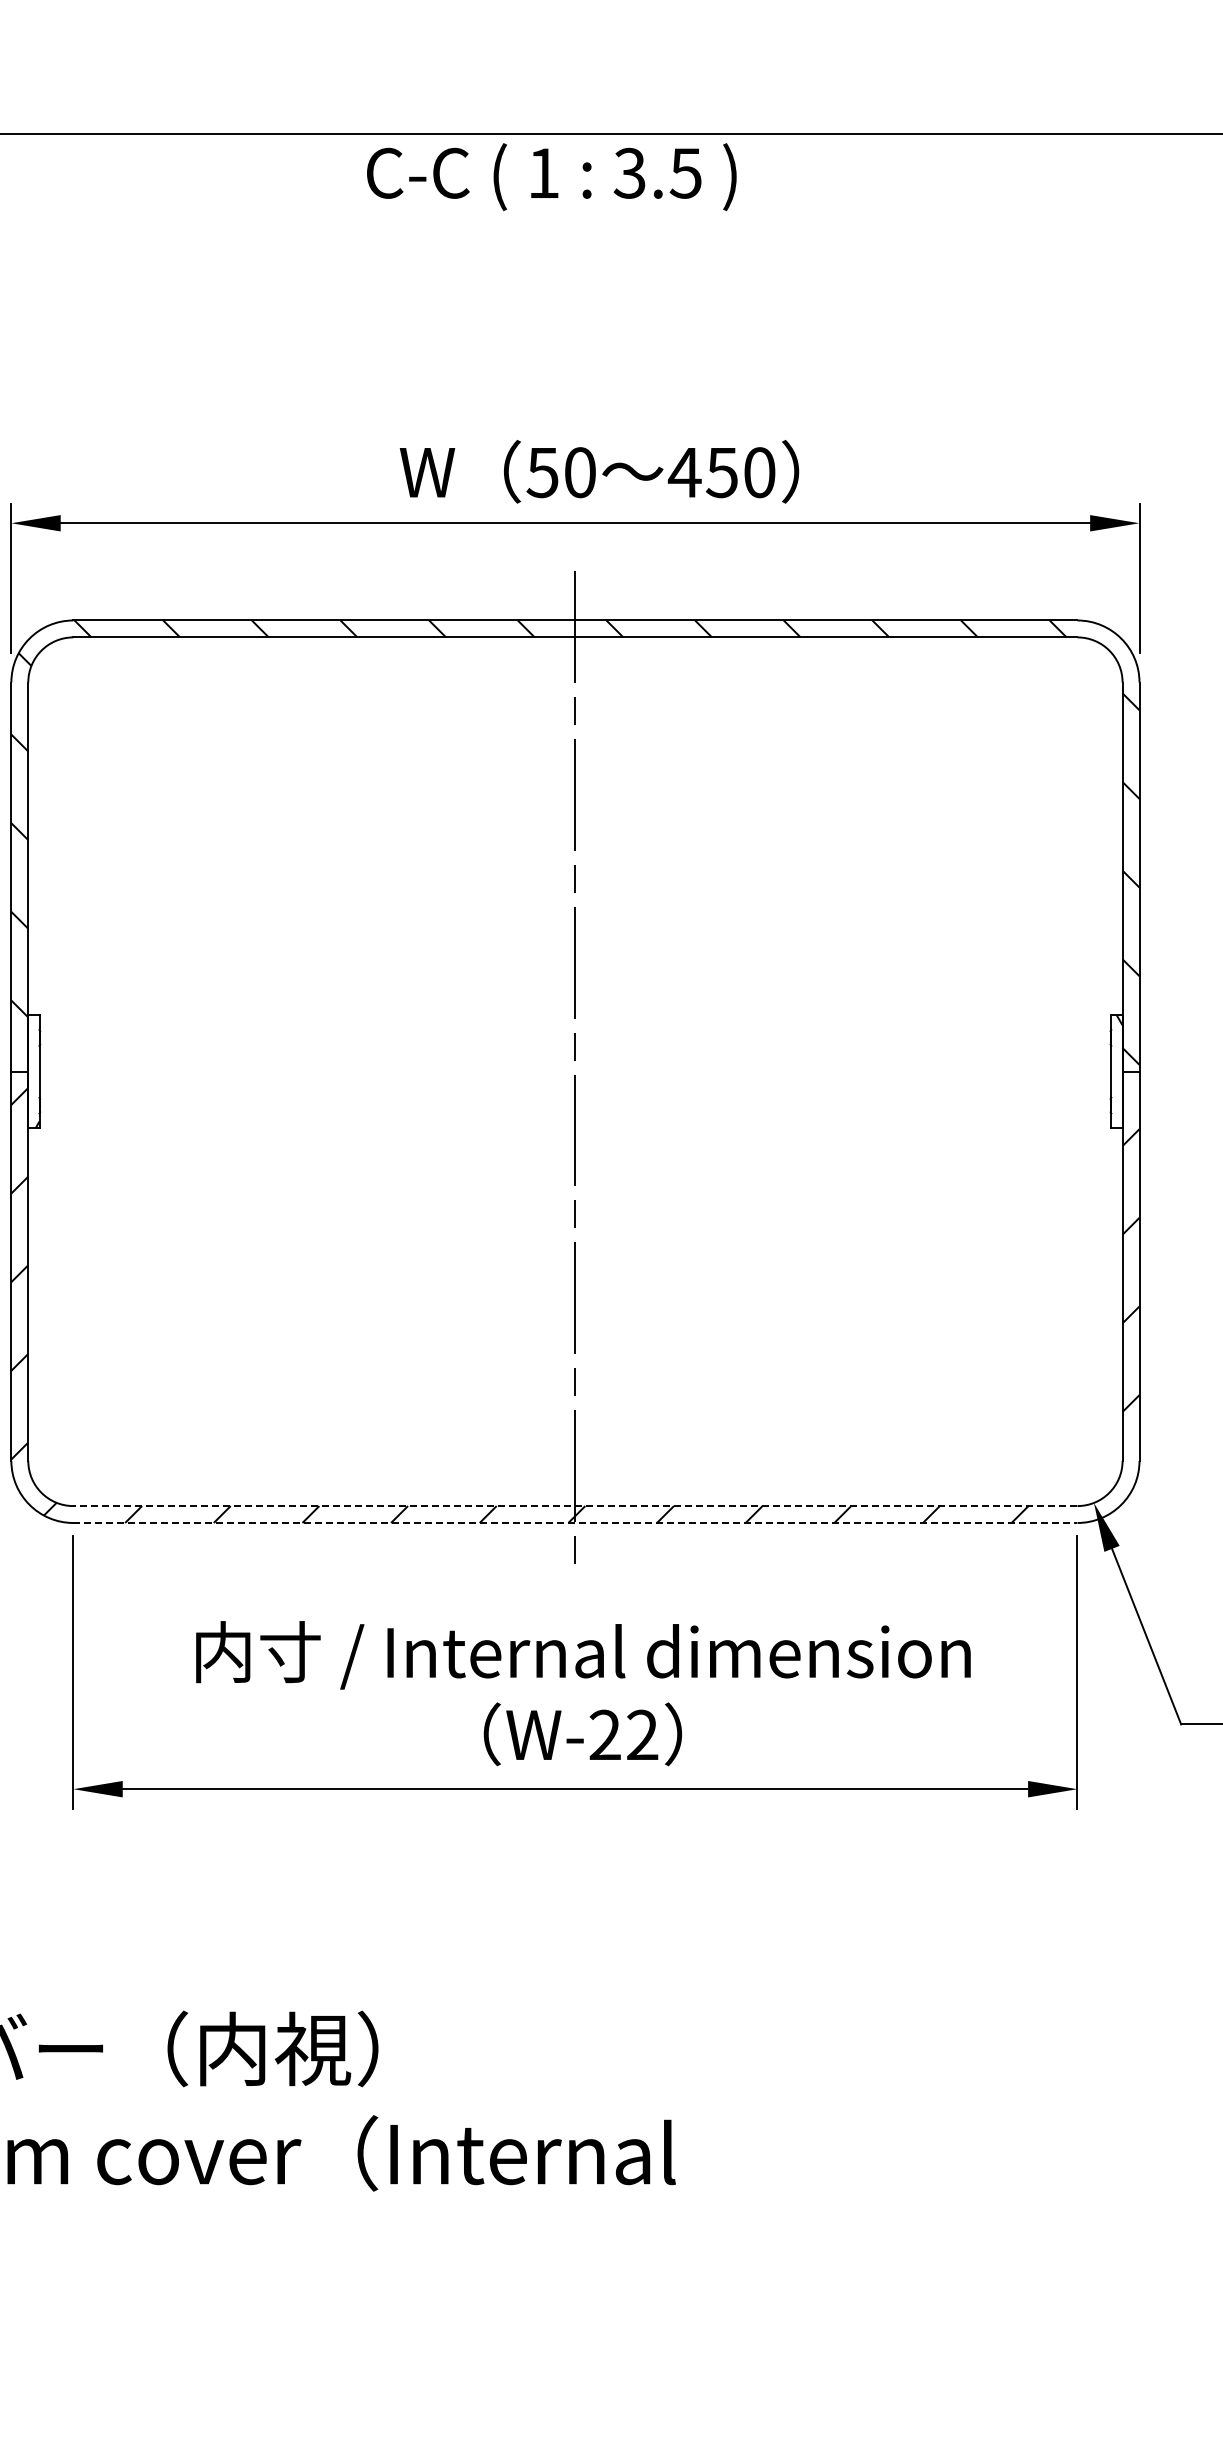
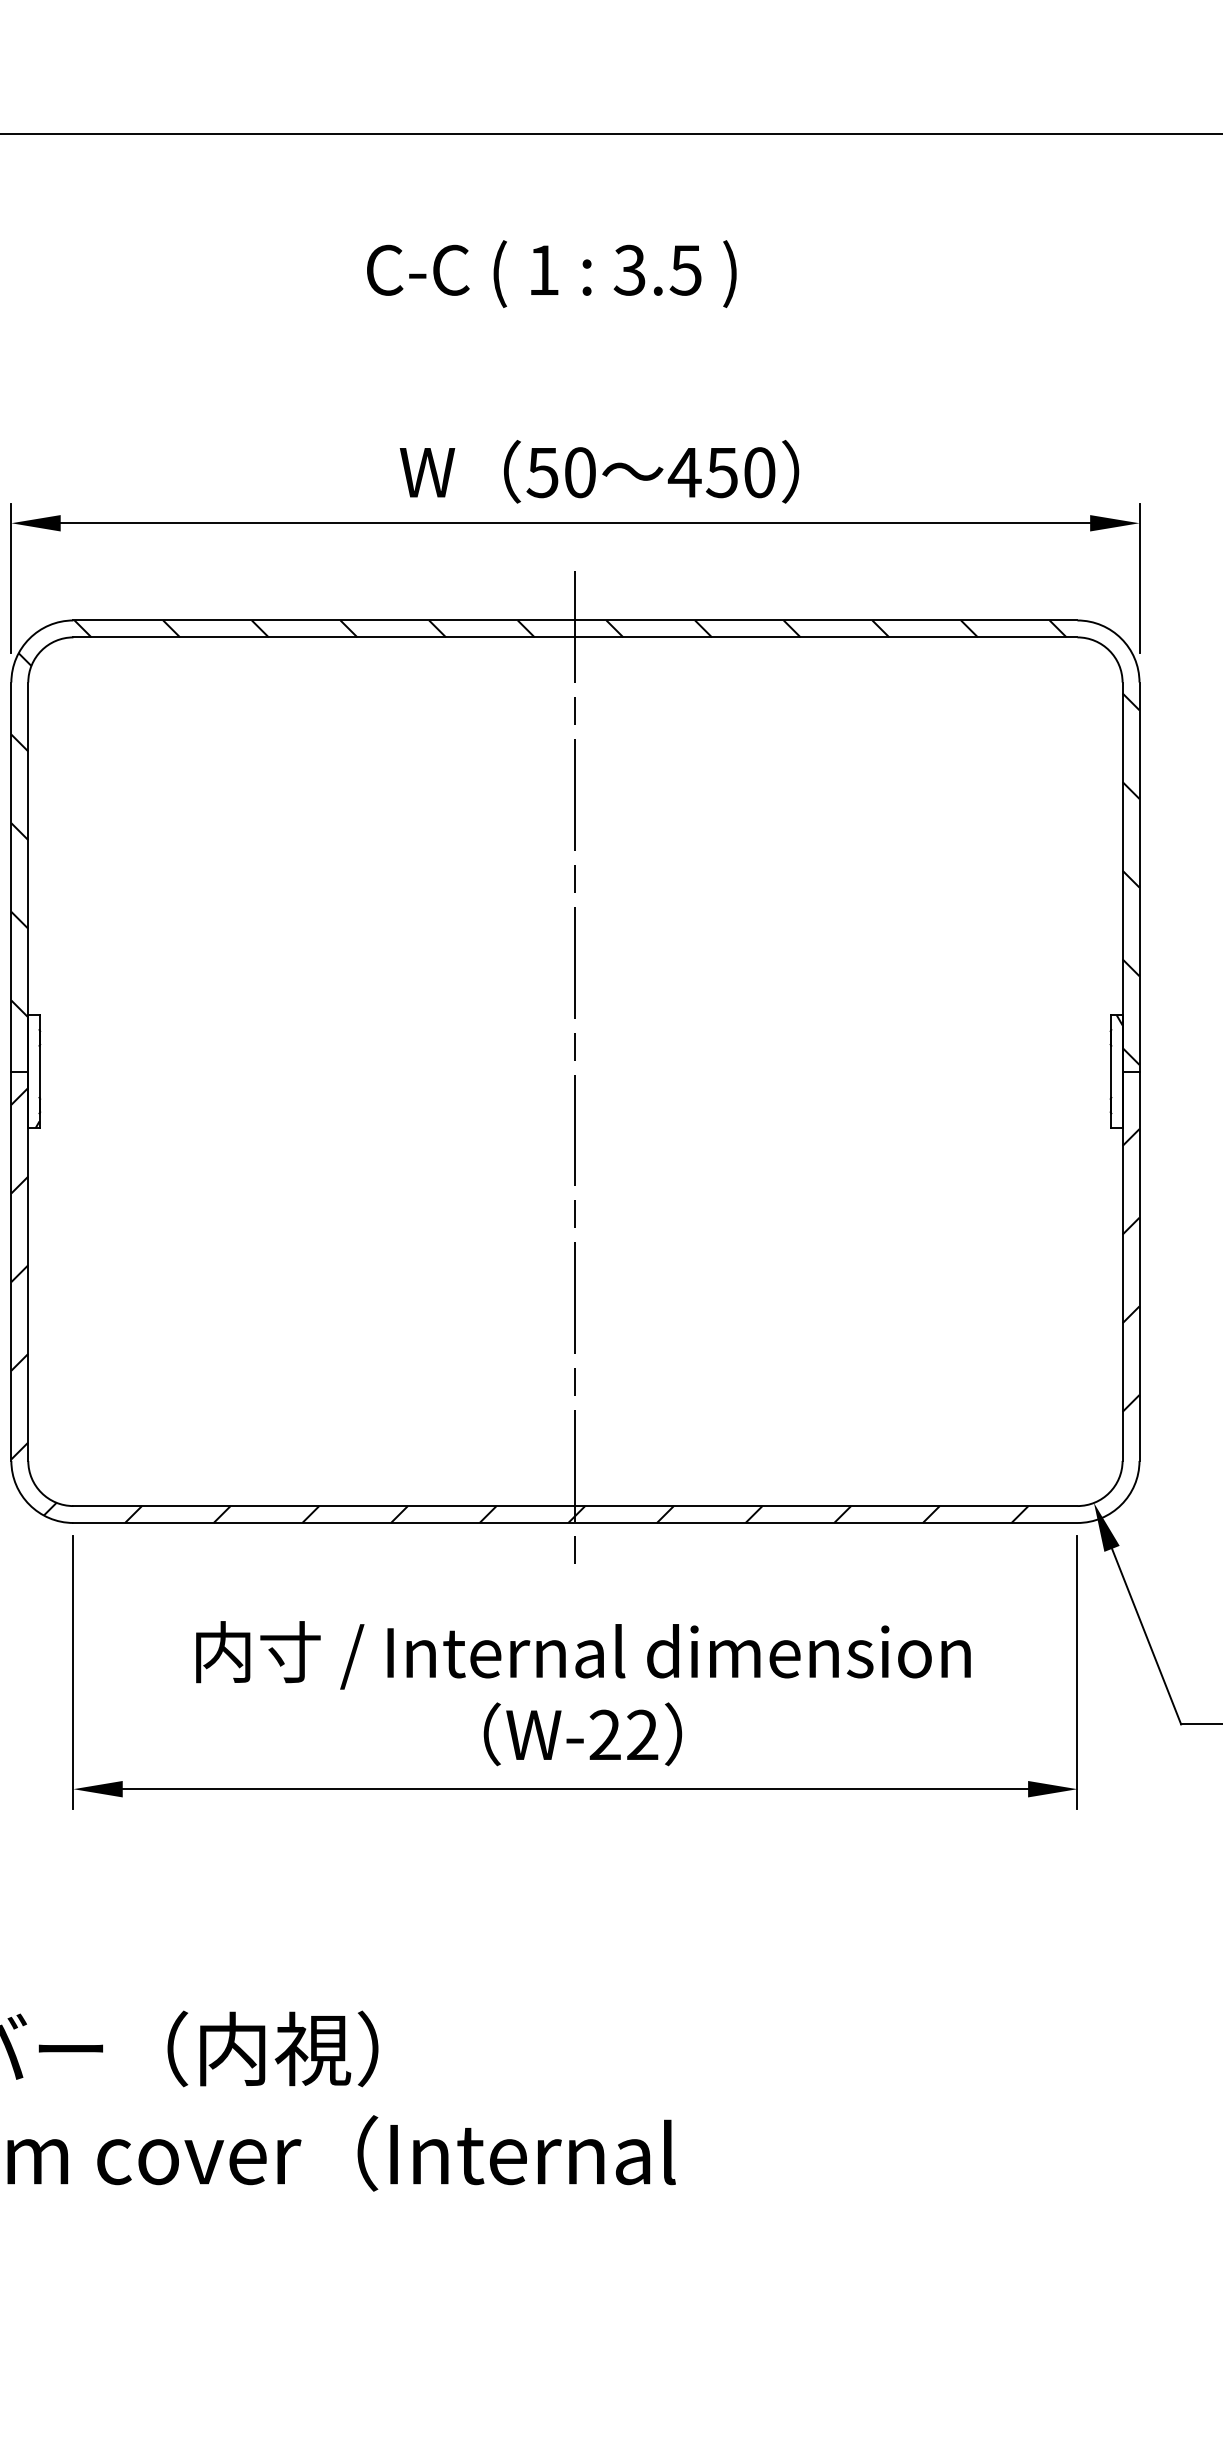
text position: (551, 176) -> (551, 273) (551, 273)
line: dashed -> solid (574, 1506)
line: dashed -> solid (575, 1522)
